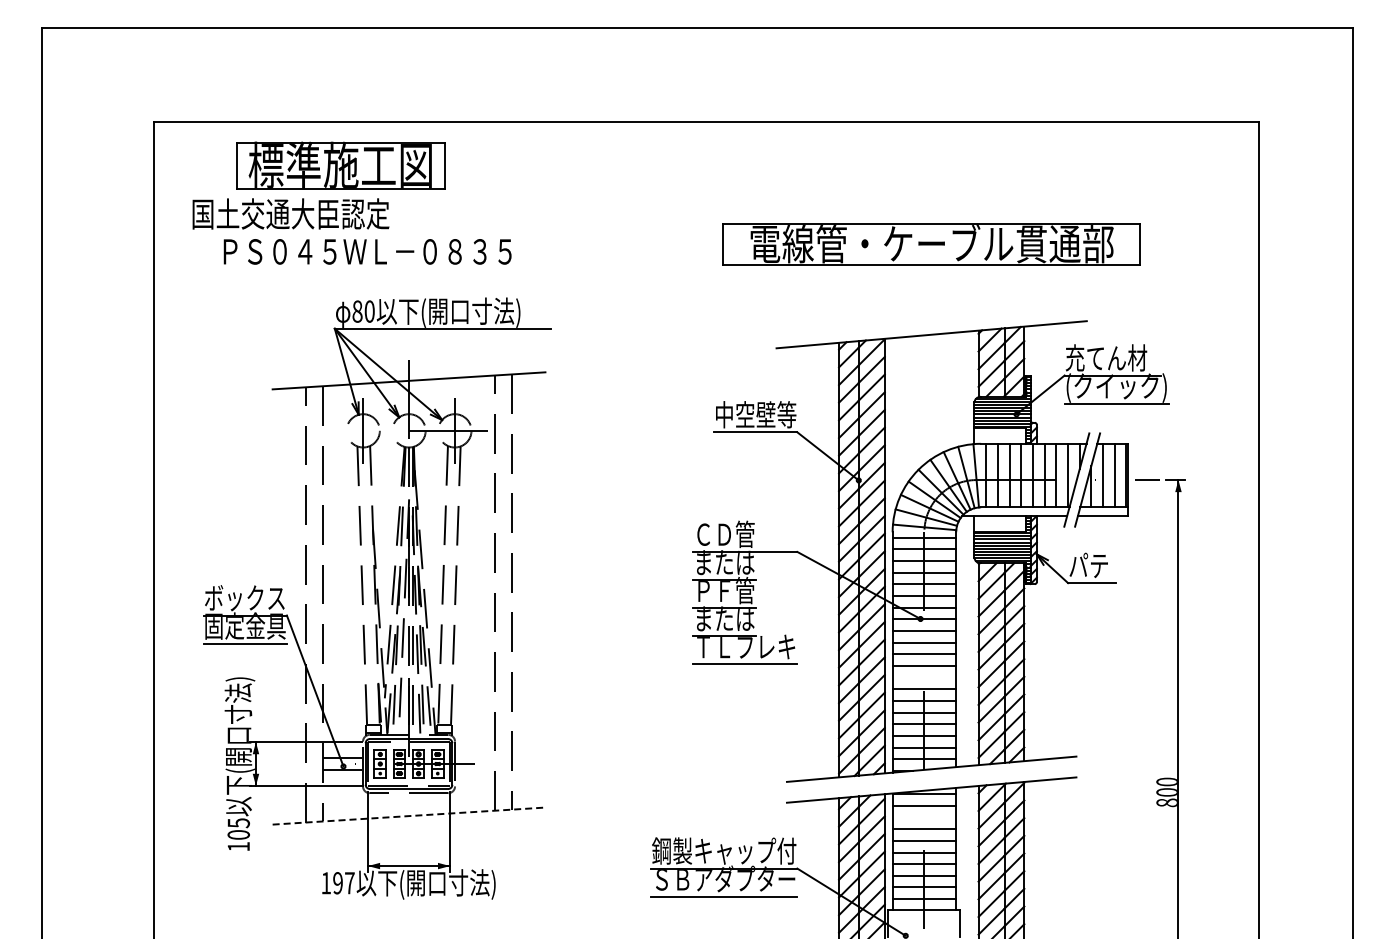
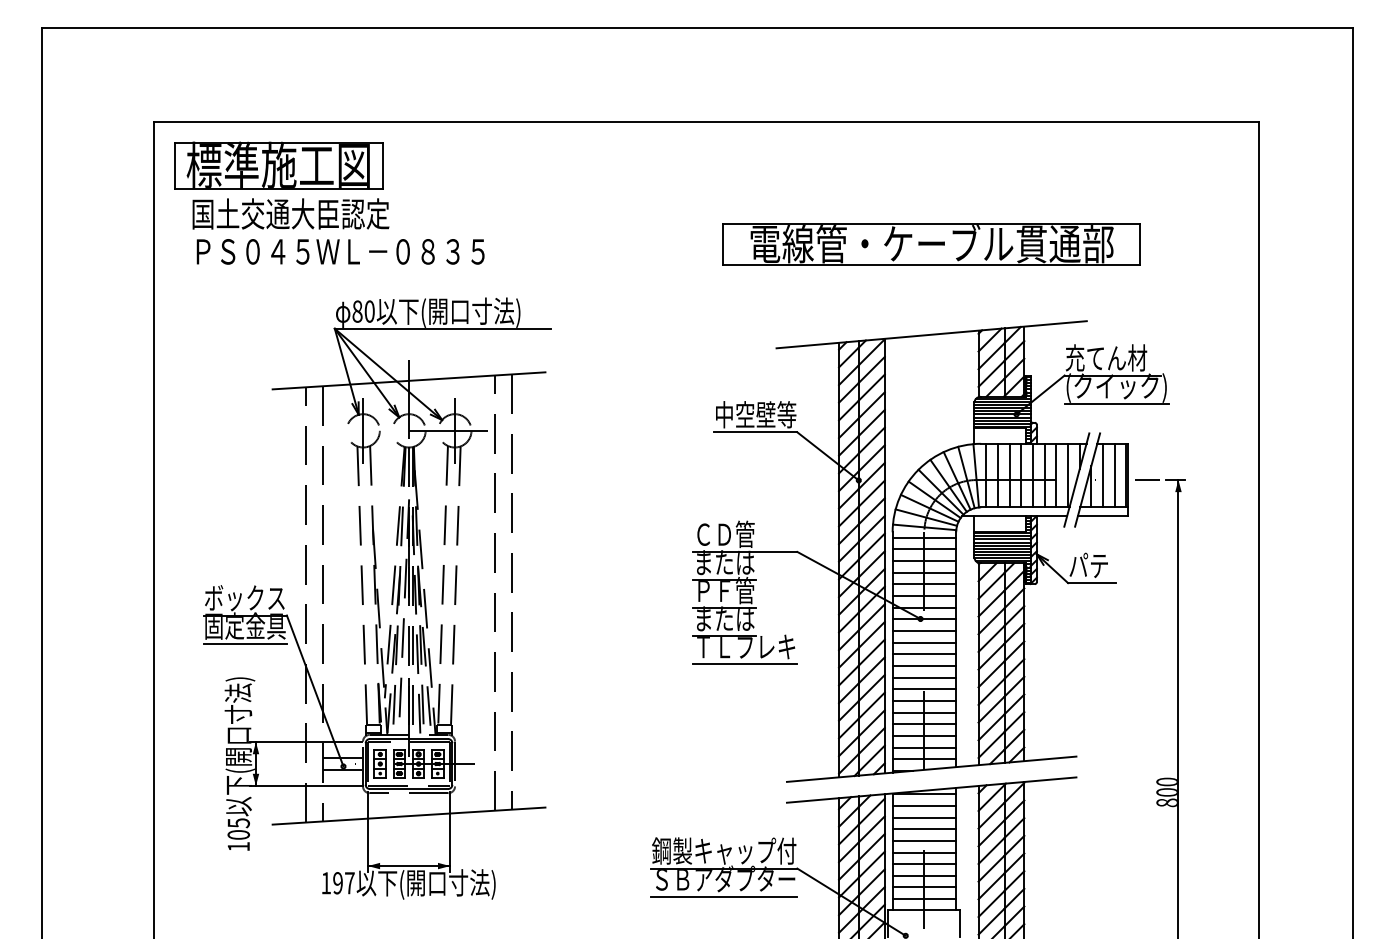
part position: (340, 165) -> (278, 165) (278, 165)
text position: (367, 251) -> (340, 251) (340, 251)
line: none -> present (924, 677)
line: dashed -> solid (409, 816)
line: none -> present (924, 817)
